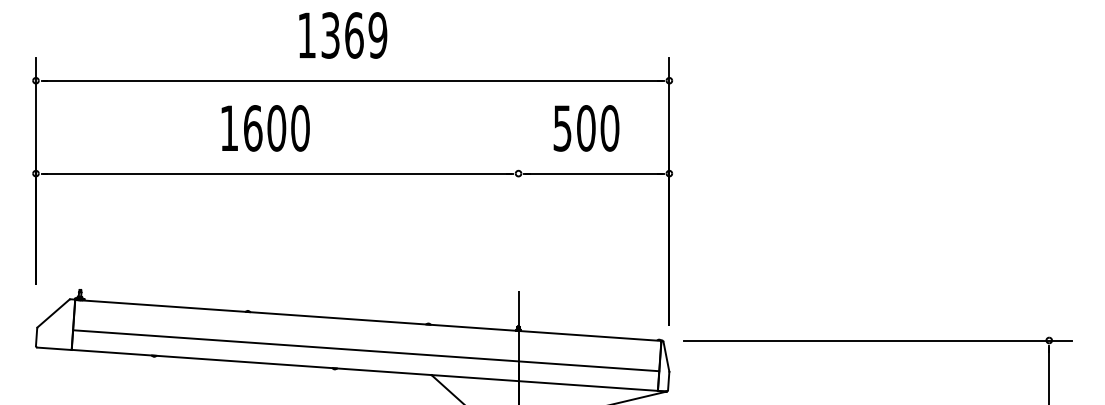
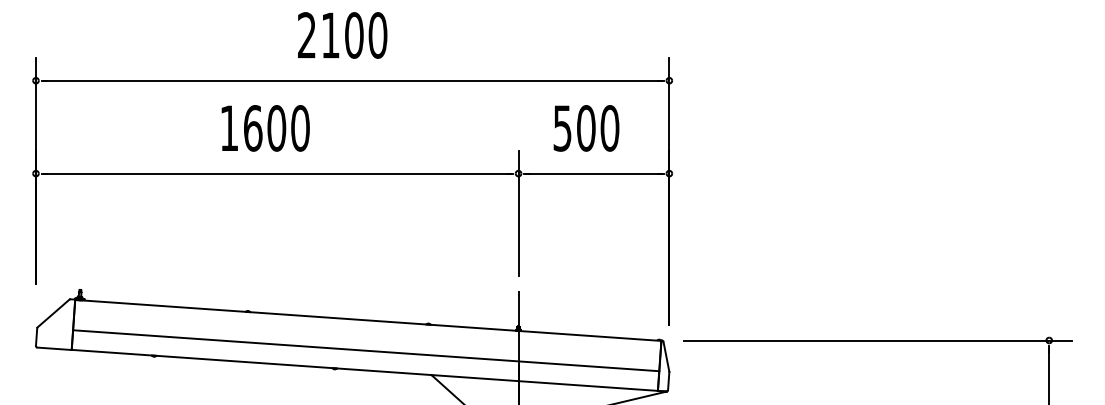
text: 1369 -> 2100 (342, 35)
line: none -> present (518, 213)
